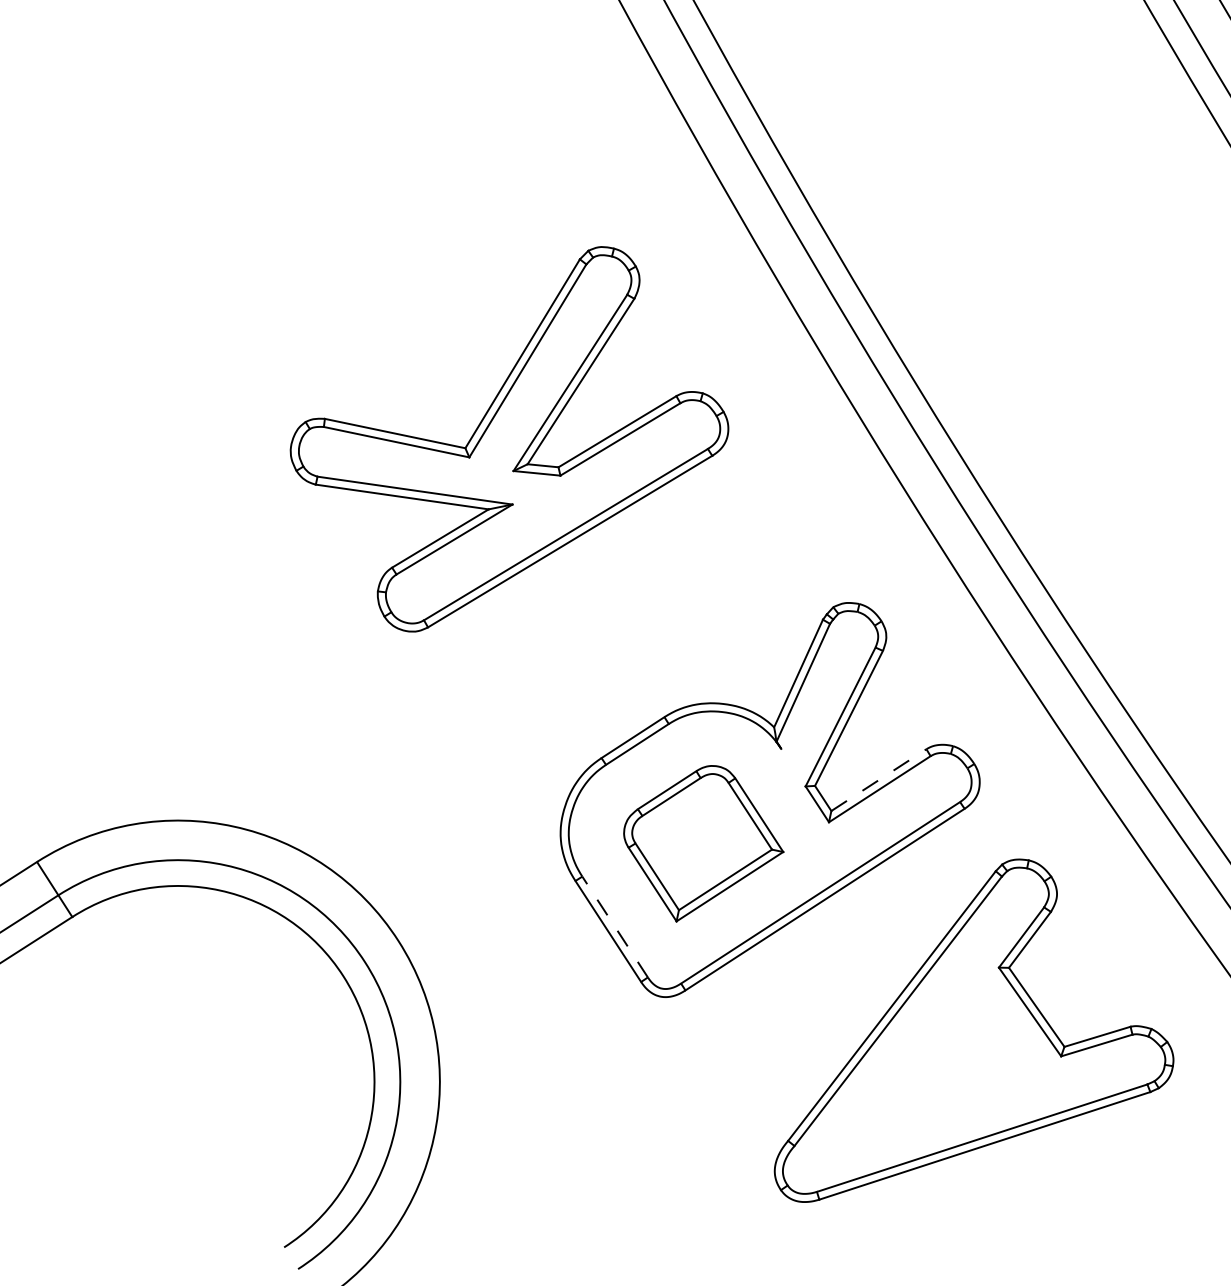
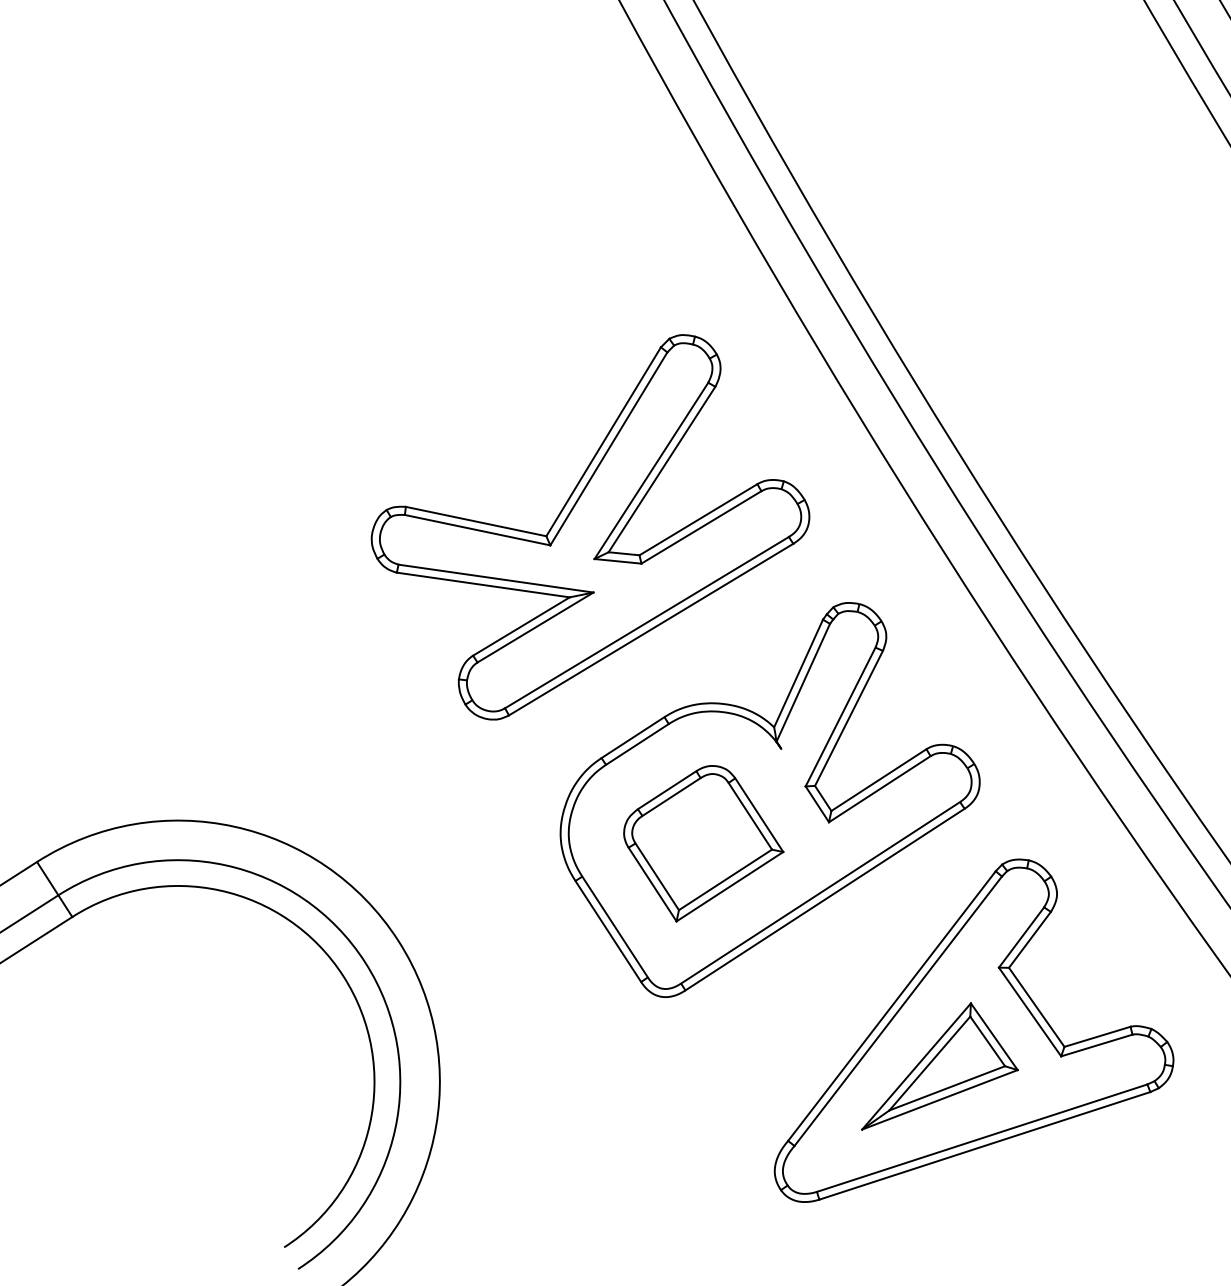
part position: (509, 439) -> (590, 527) (590, 527)
line: dashed -> solid (878, 780)
line: dashed -> solid (614, 926)
part: none -> present (939, 1066)
